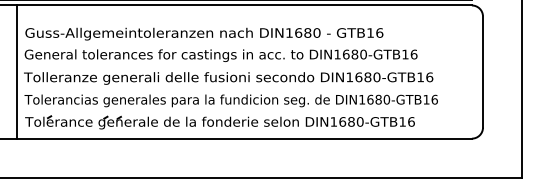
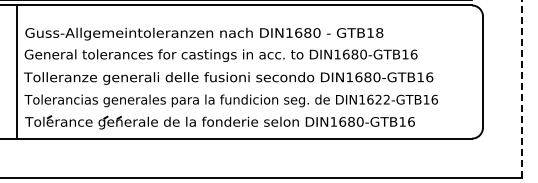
text: GTB16 -> GTB18 (379, 32)
line: solid -> dashed (521, 88)
text: DIN1680-GTB16 -> DIN1622-GTB16 (382, 99)
